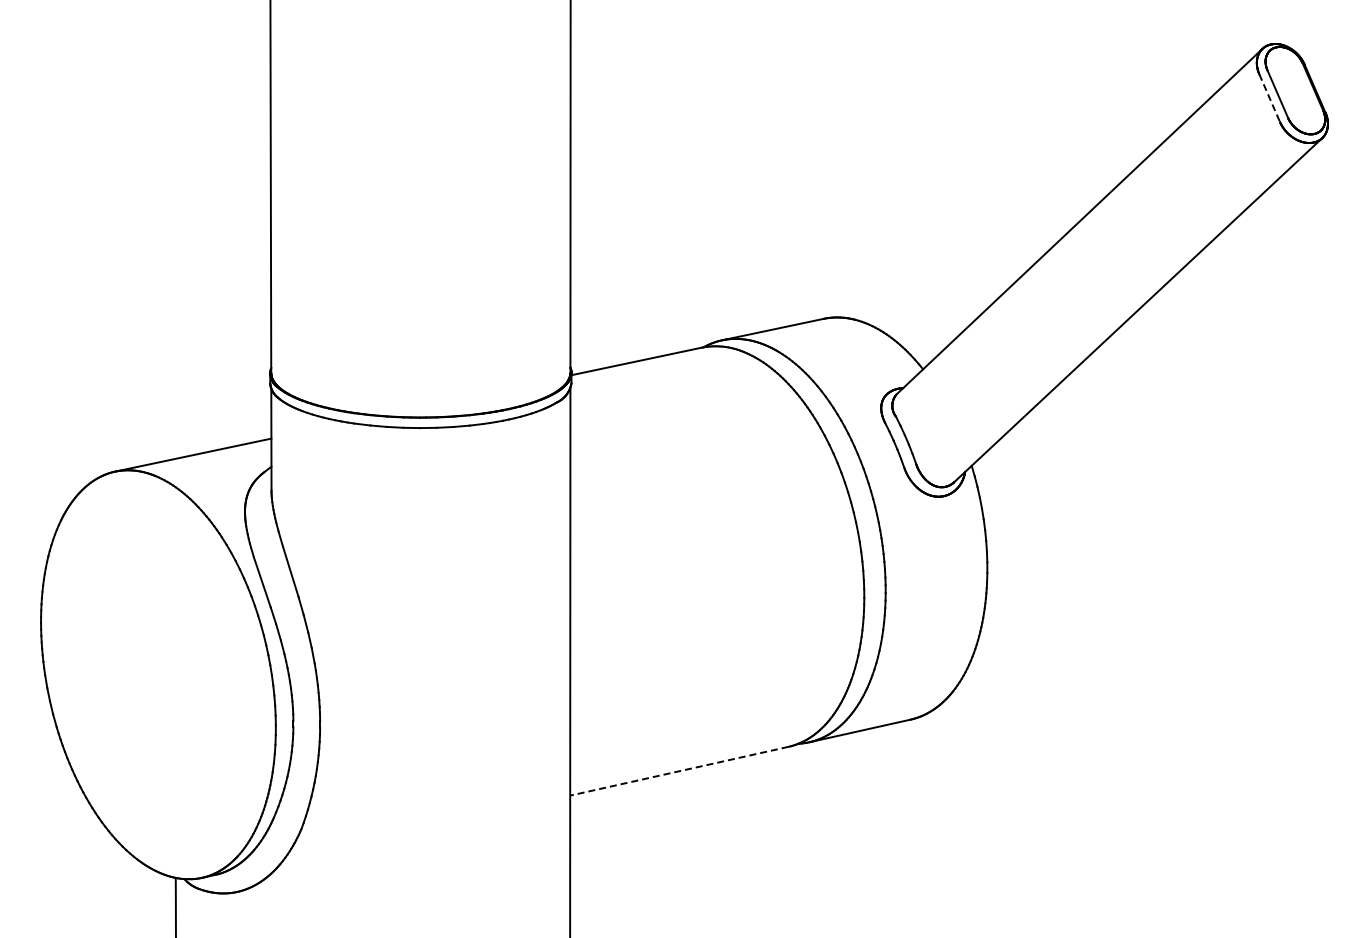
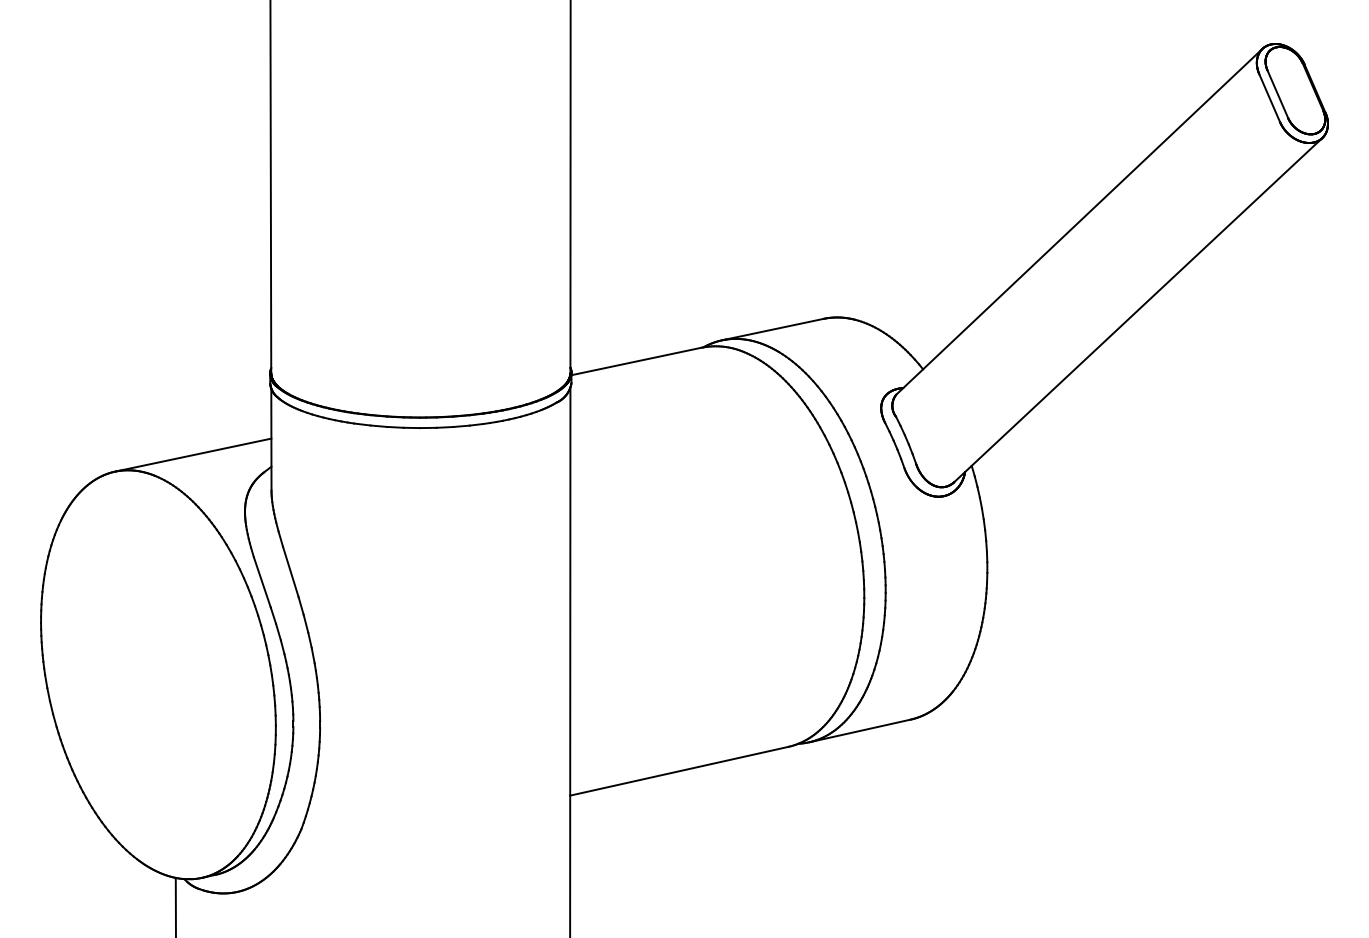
line: dashed -> solid (1269, 98)
line: dashed -> solid (679, 771)
